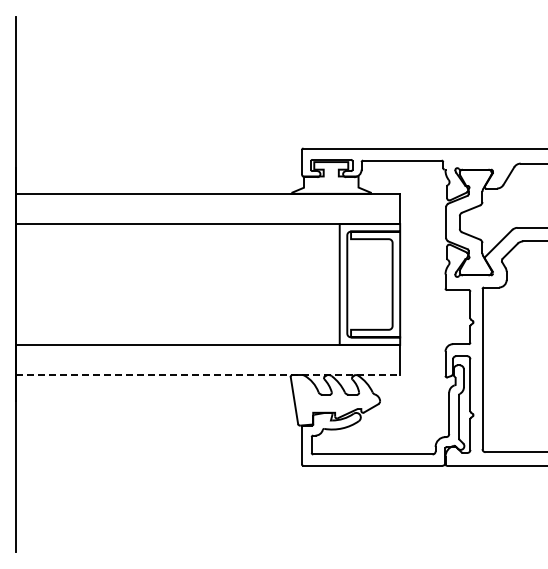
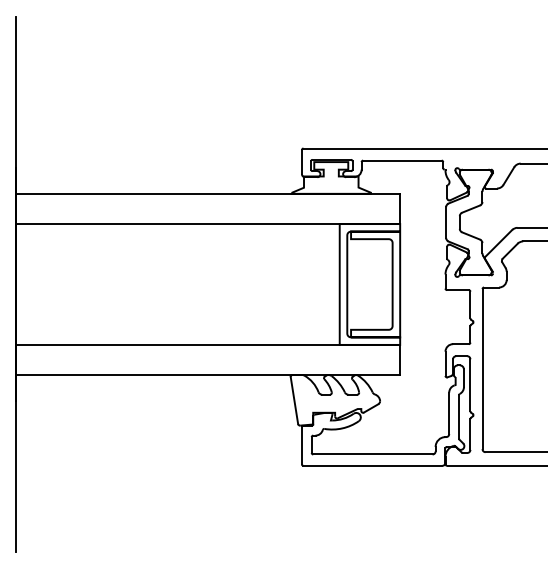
line: dashed -> solid (208, 375)
